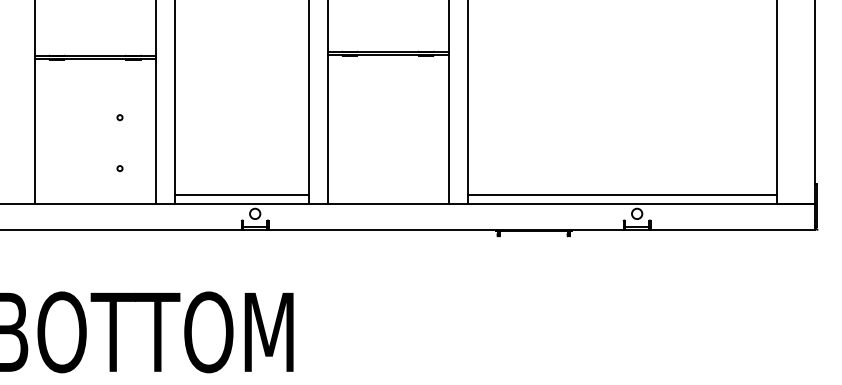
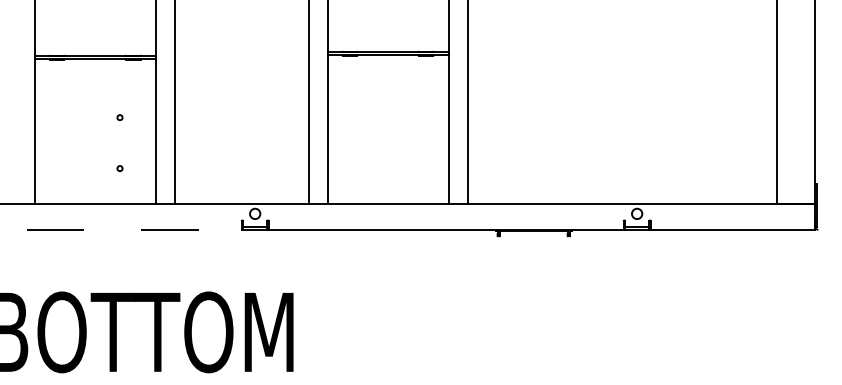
line: present -> none (241, 194)
line: present -> none (622, 194)
line: solid -> dashed (120, 229)
